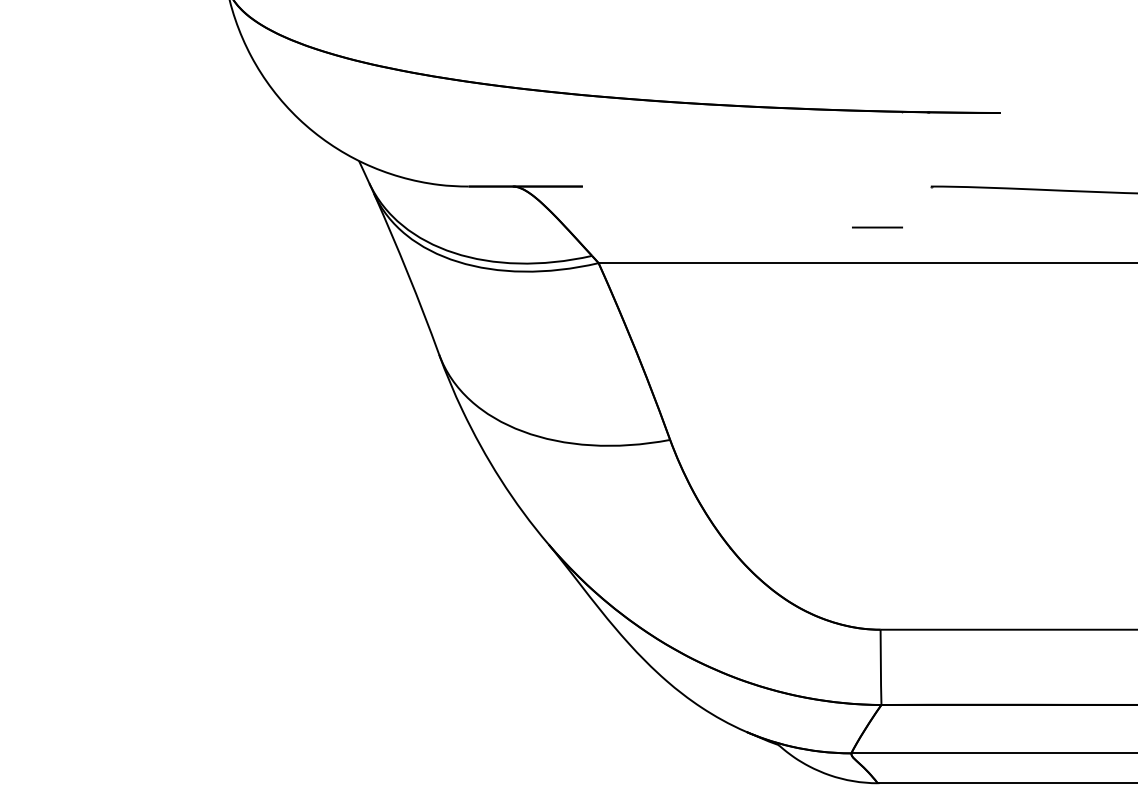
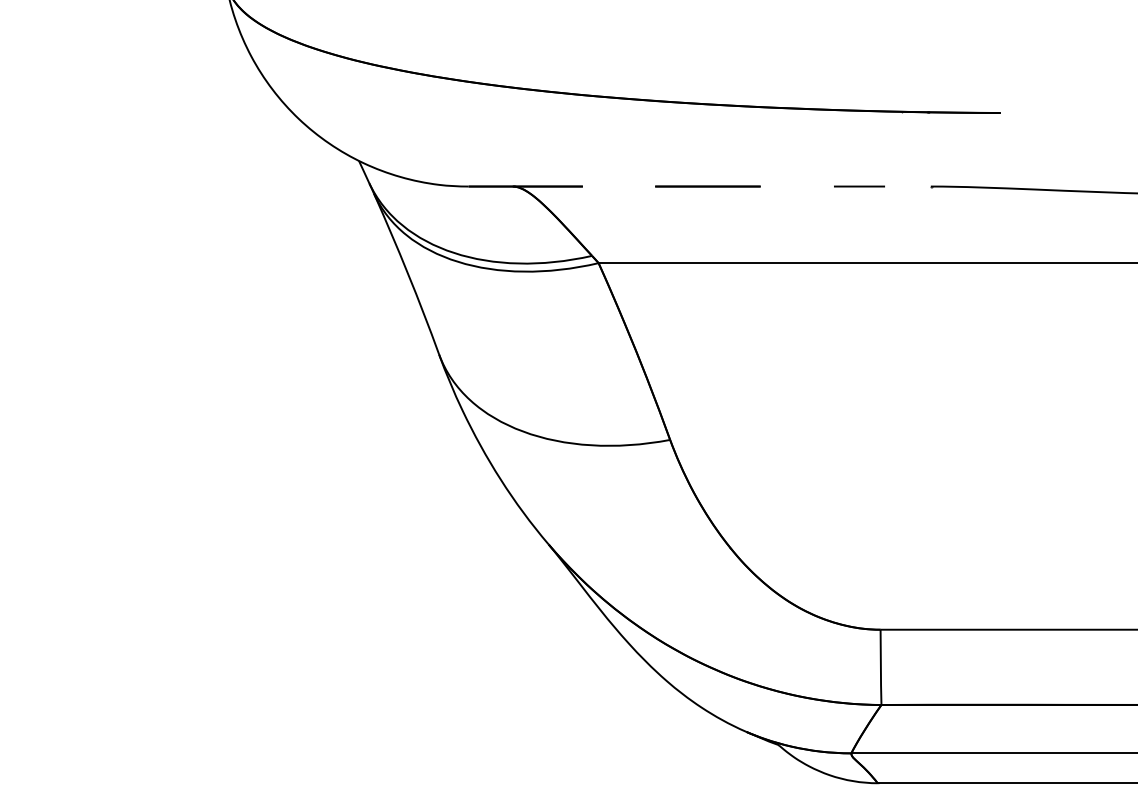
line: none -> present (707, 186)
line position: (877, 227) -> (859, 186) (859, 186)
